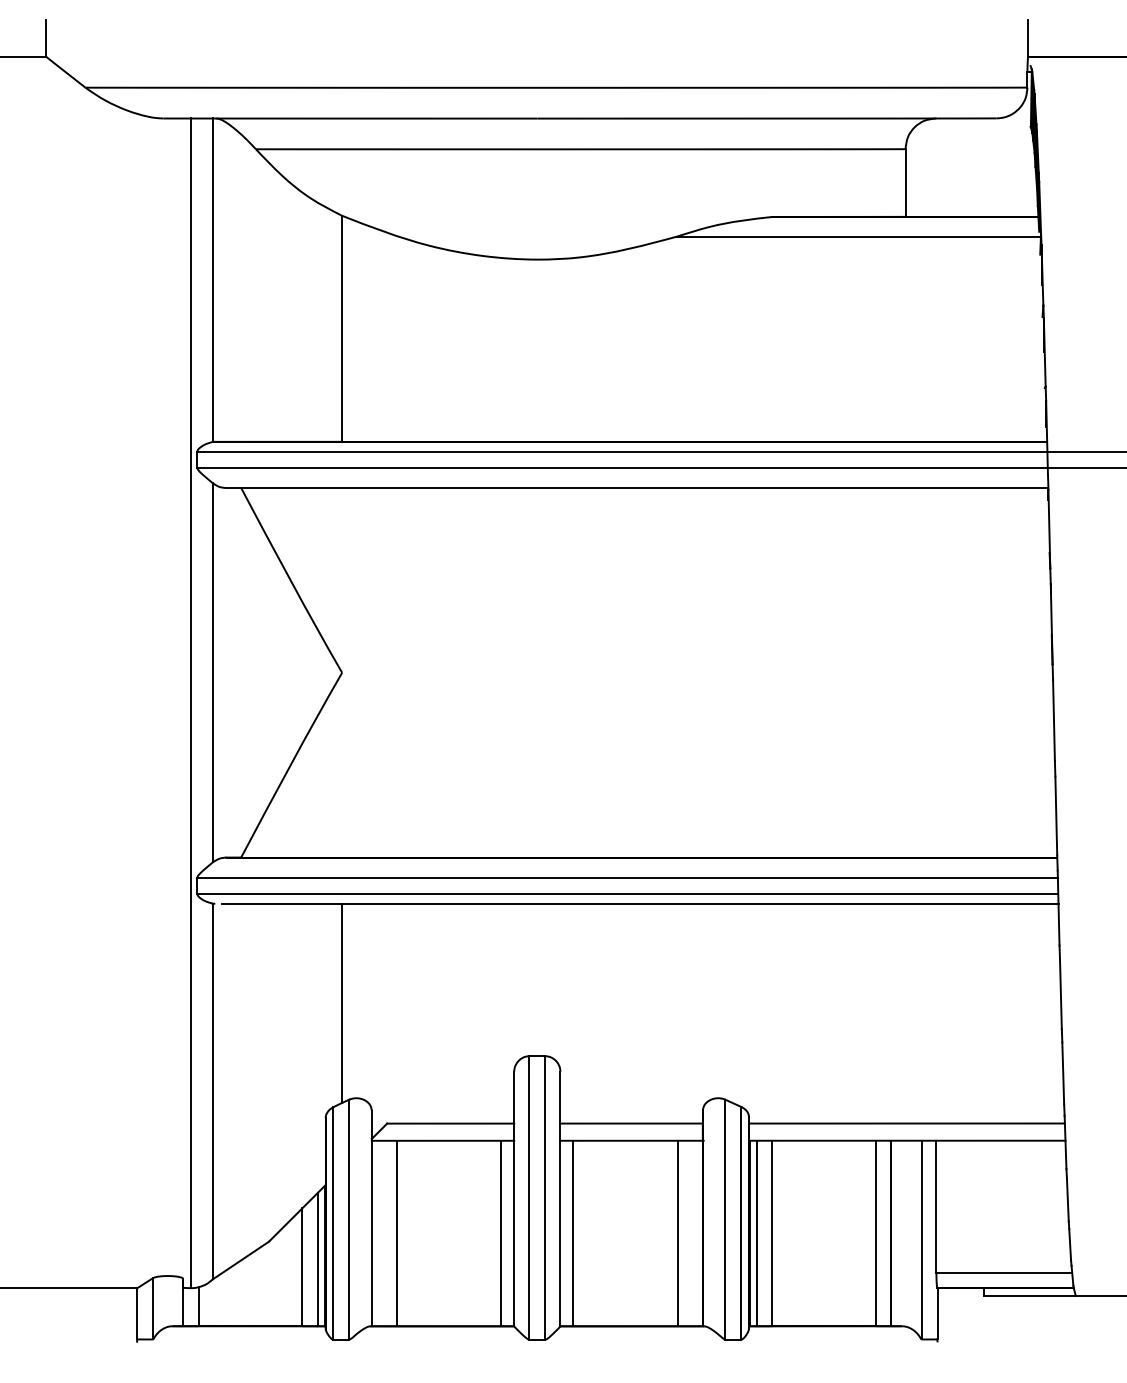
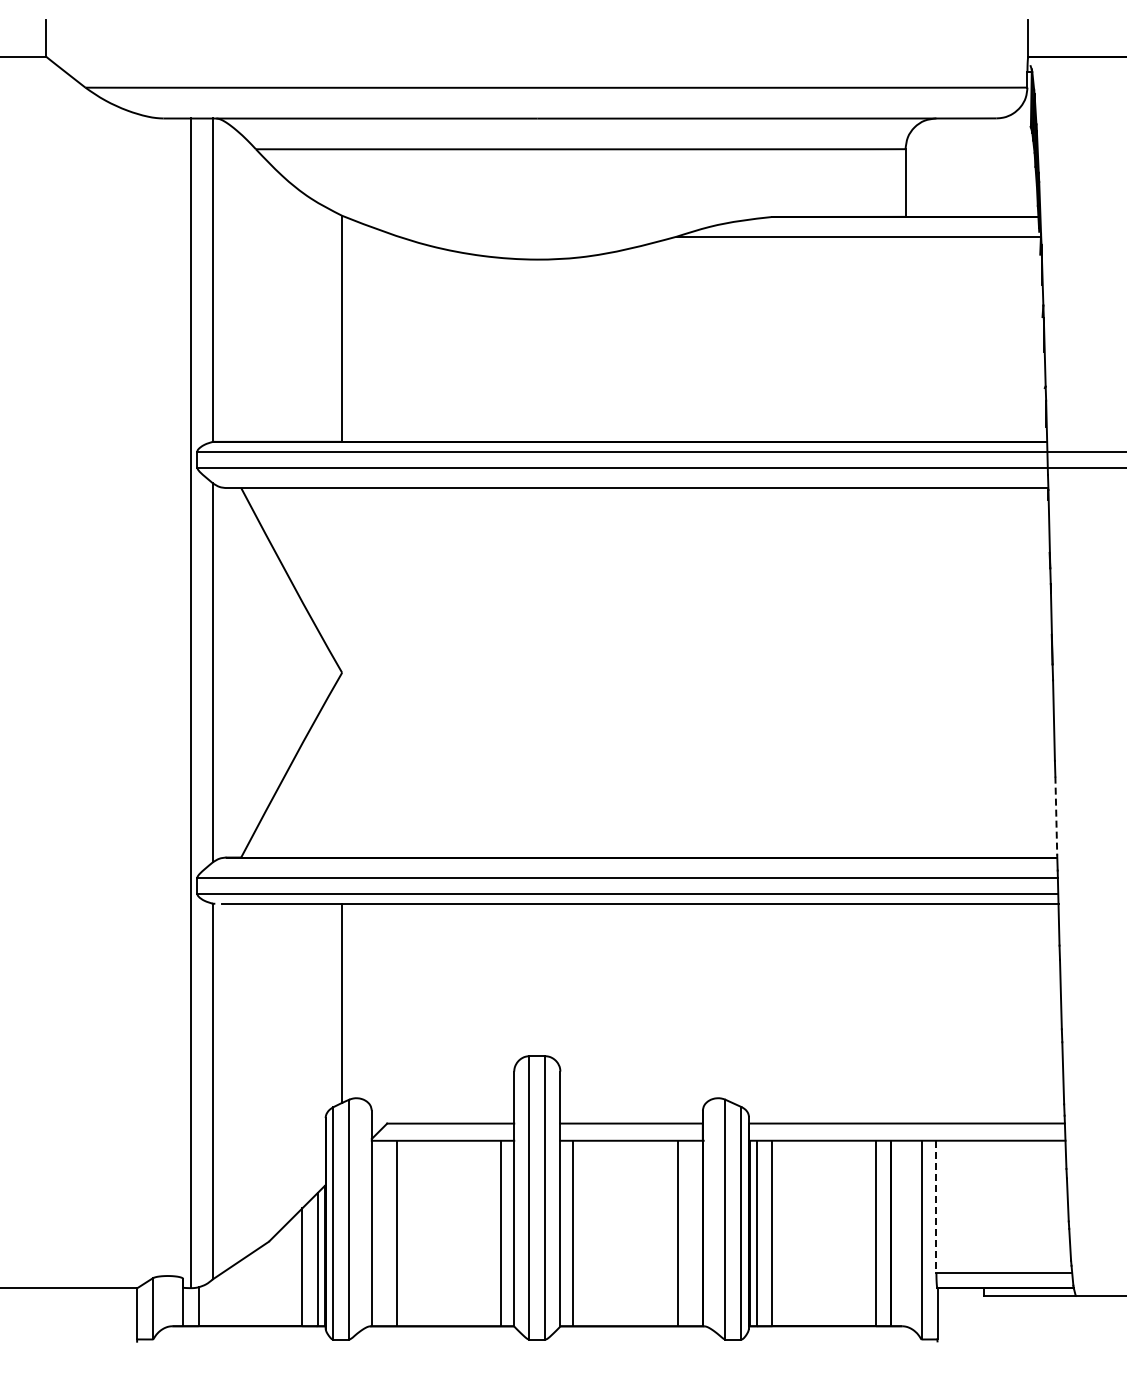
line: solid -> dashed (1056, 816)
line: solid -> dashed (936, 1207)
